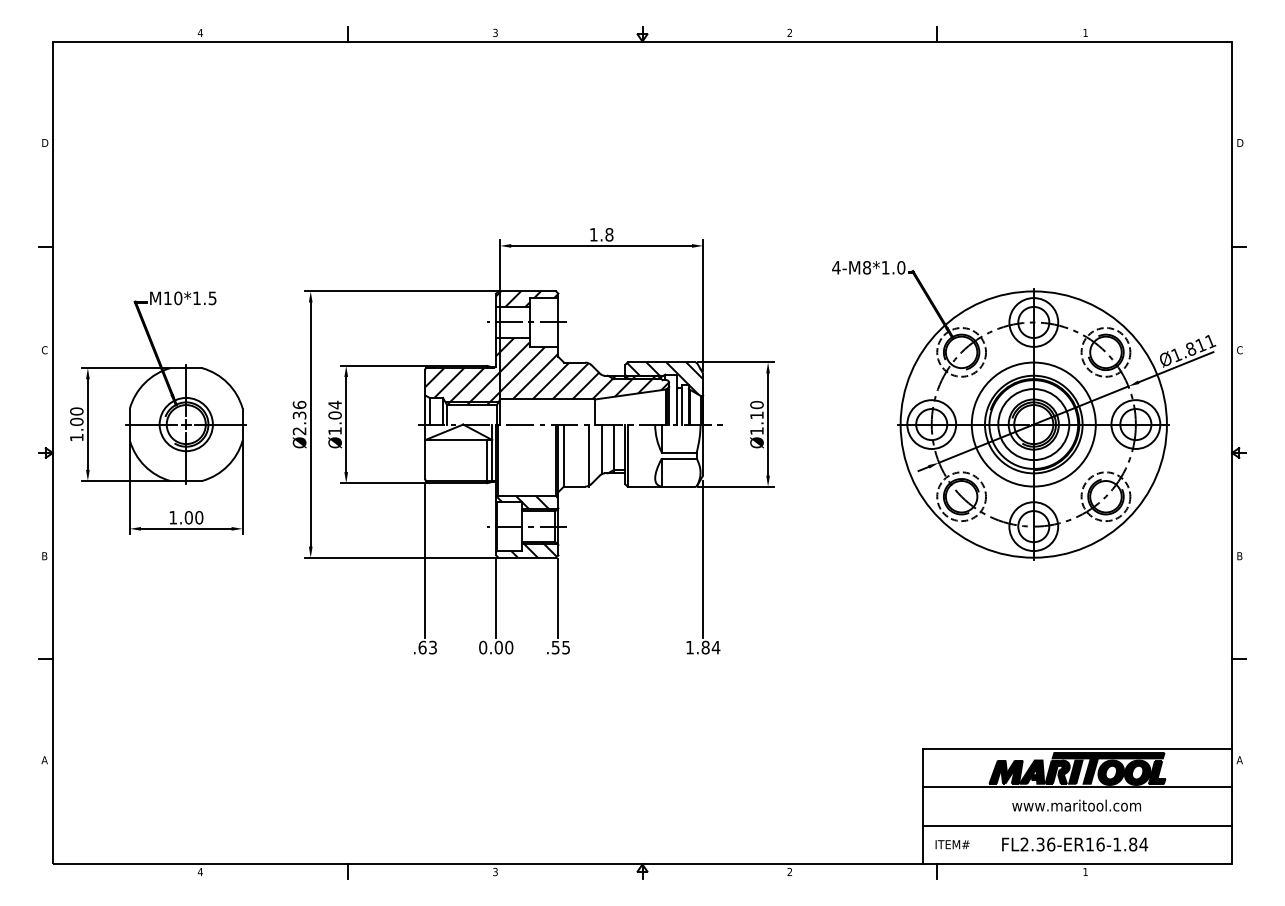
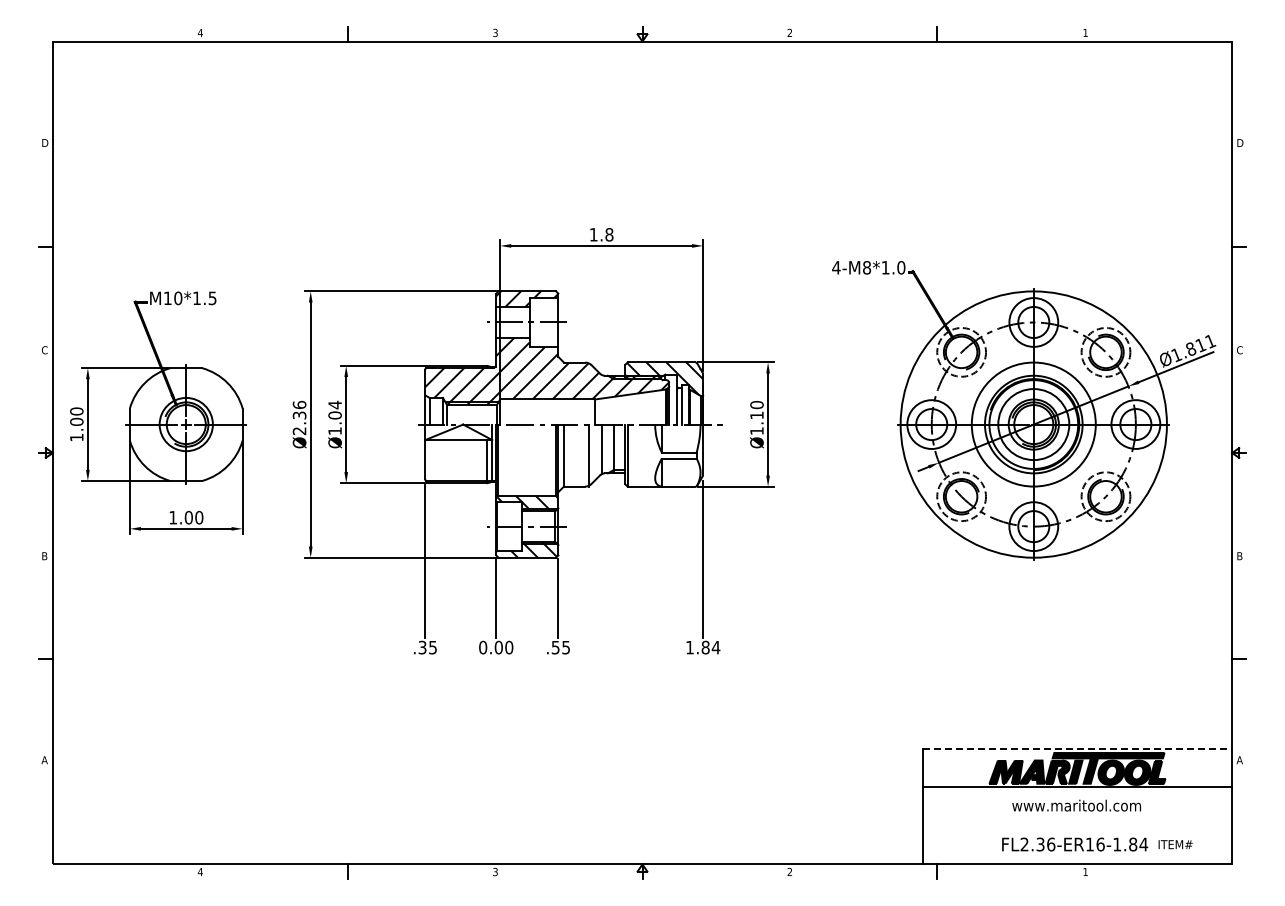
text: .63 -> .35 (427, 647)
line: solid -> dashed (1077, 748)
line: present -> none (1077, 825)
text position: (952, 844) -> (1175, 844) (1175, 844)
